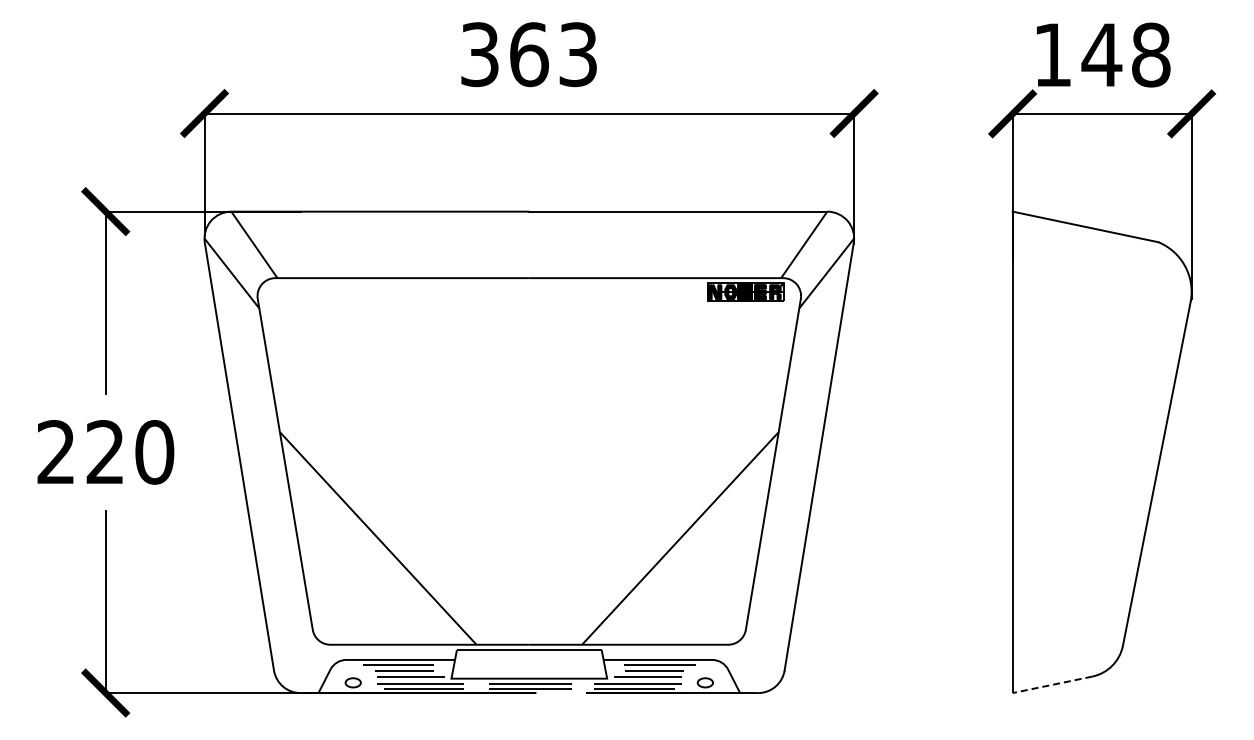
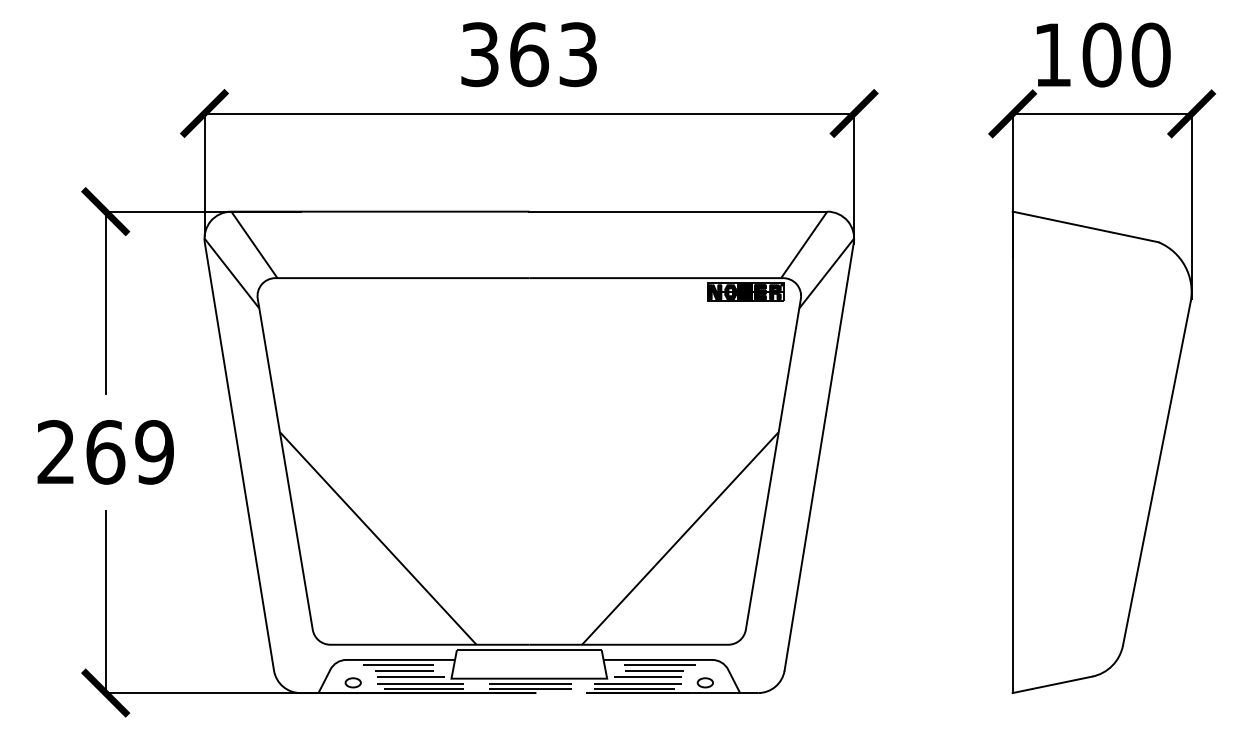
text: 148 -> 100 (1125, 54)
text: 220 -> 269 (130, 452)
line: dashed -> solid (1052, 684)
